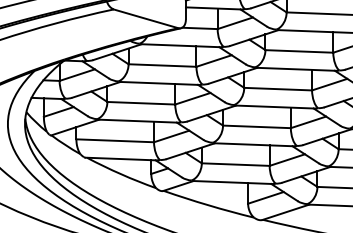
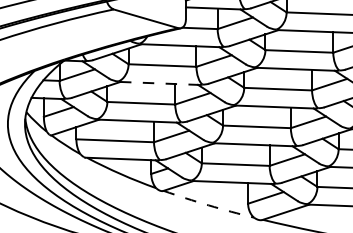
line: solid -> dashed (159, 83)
arc: solid -> dashed (208, 205)
